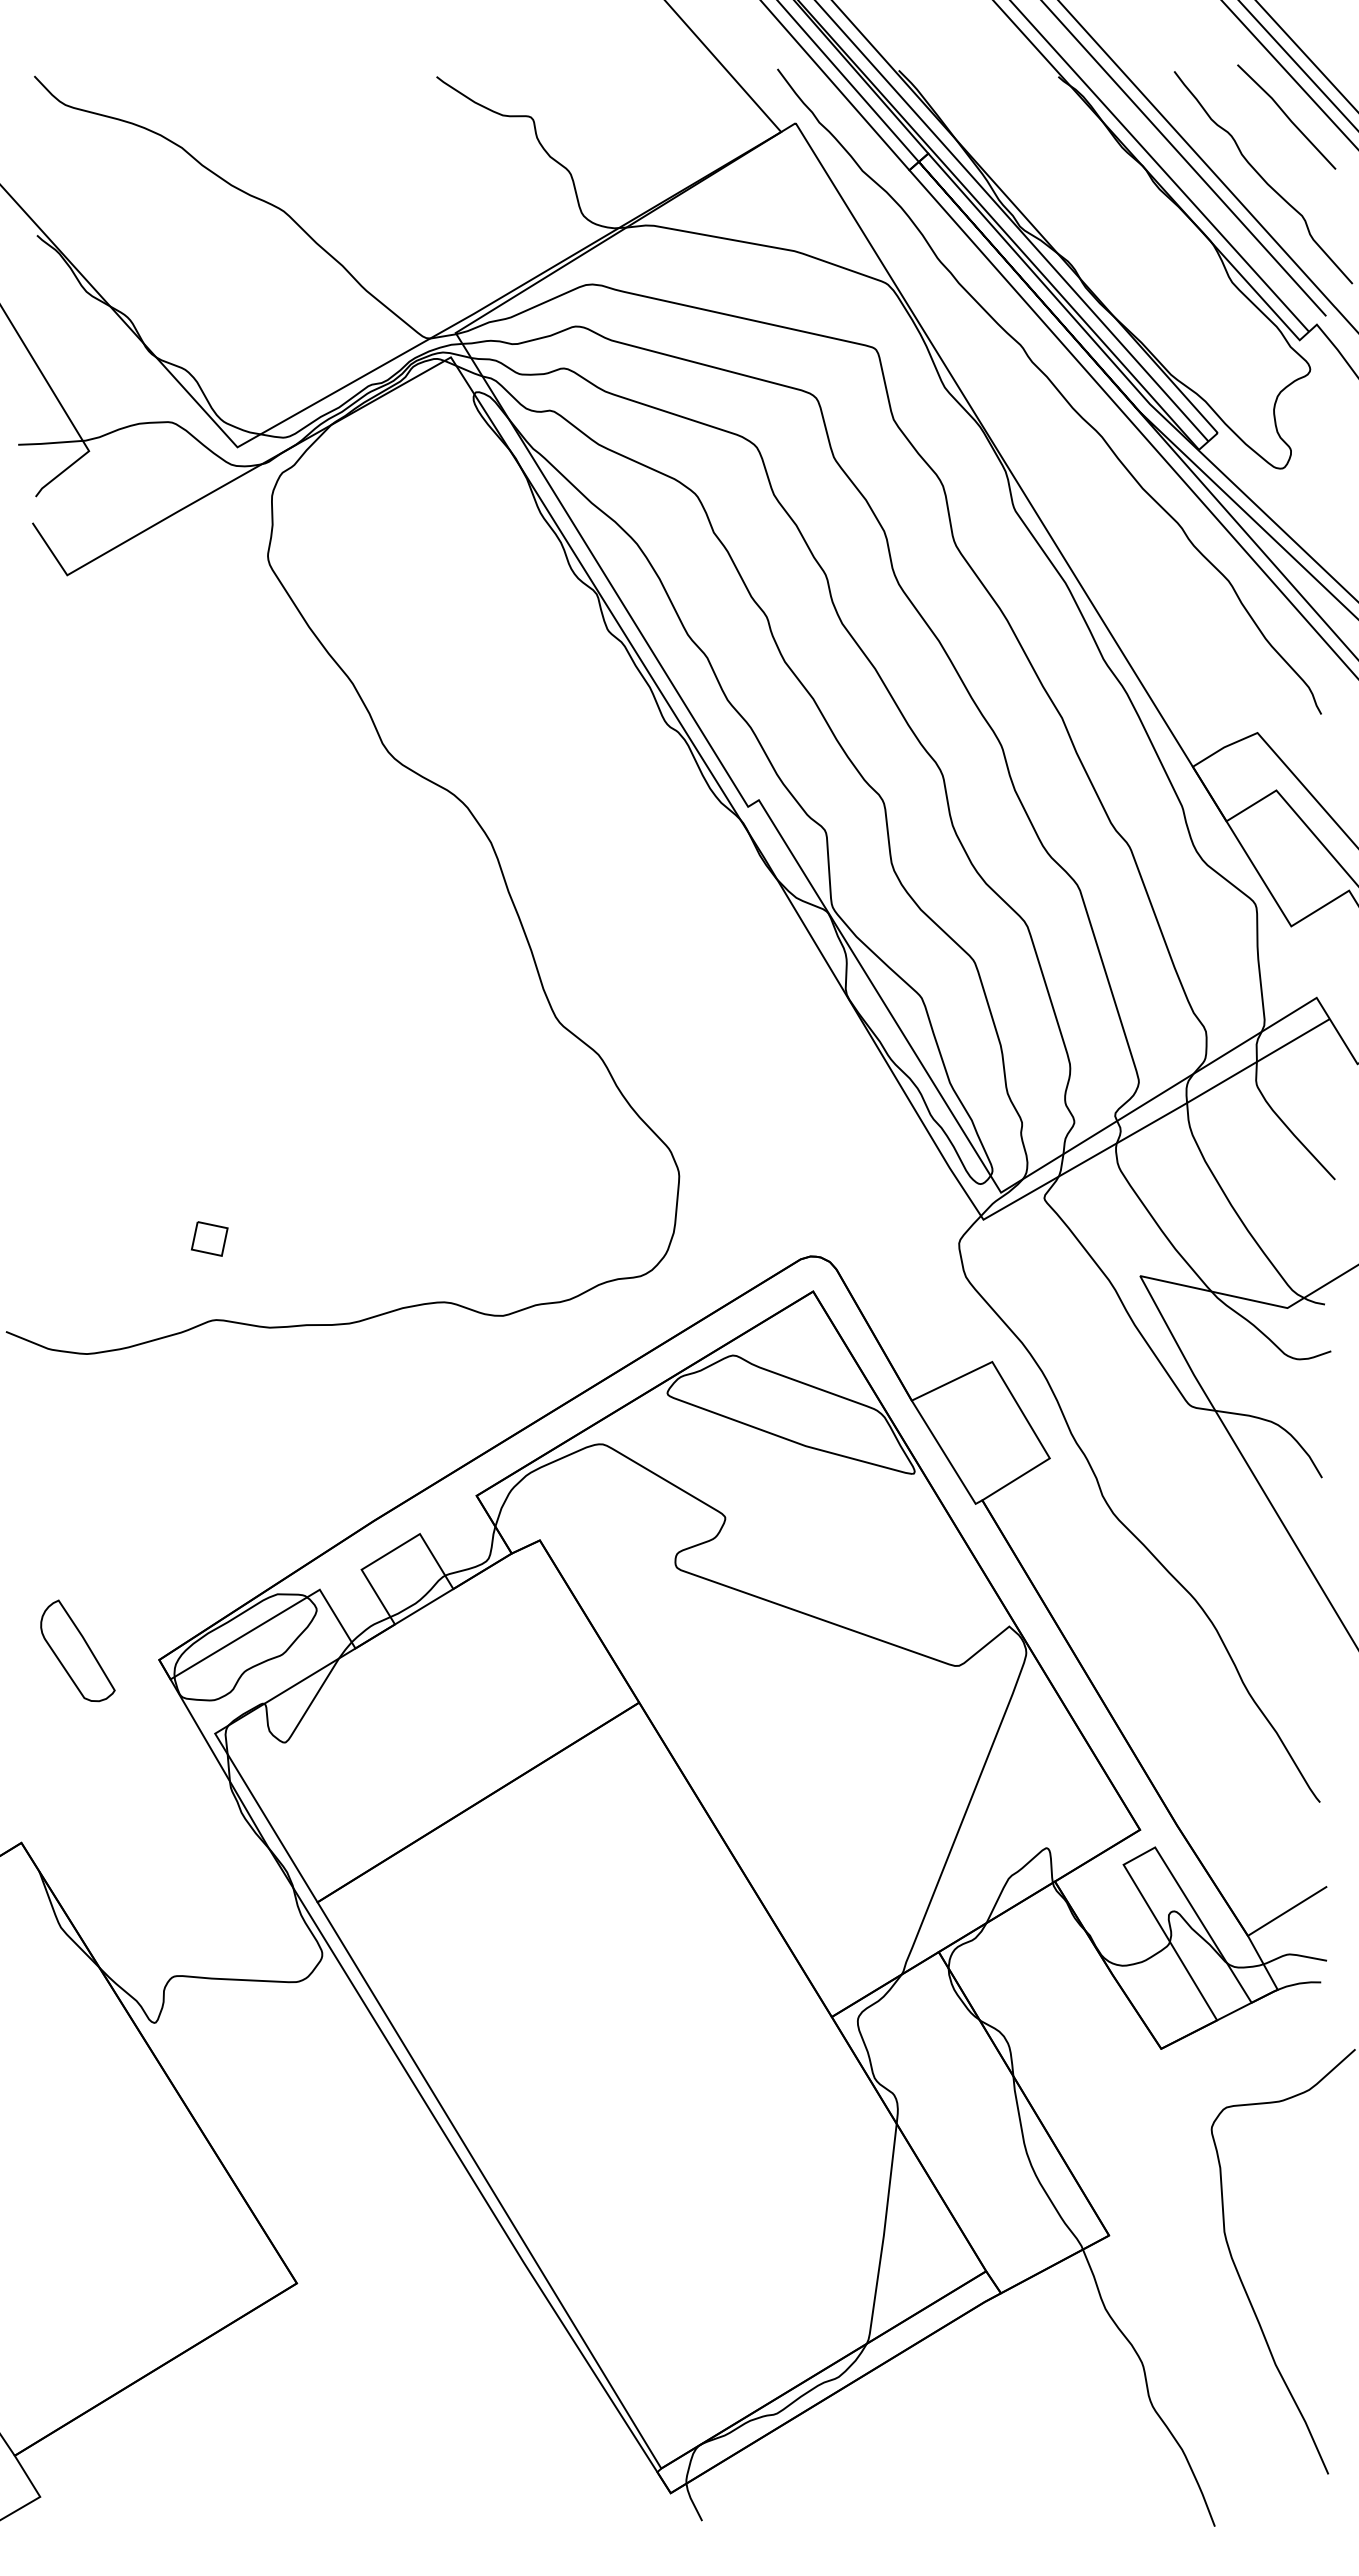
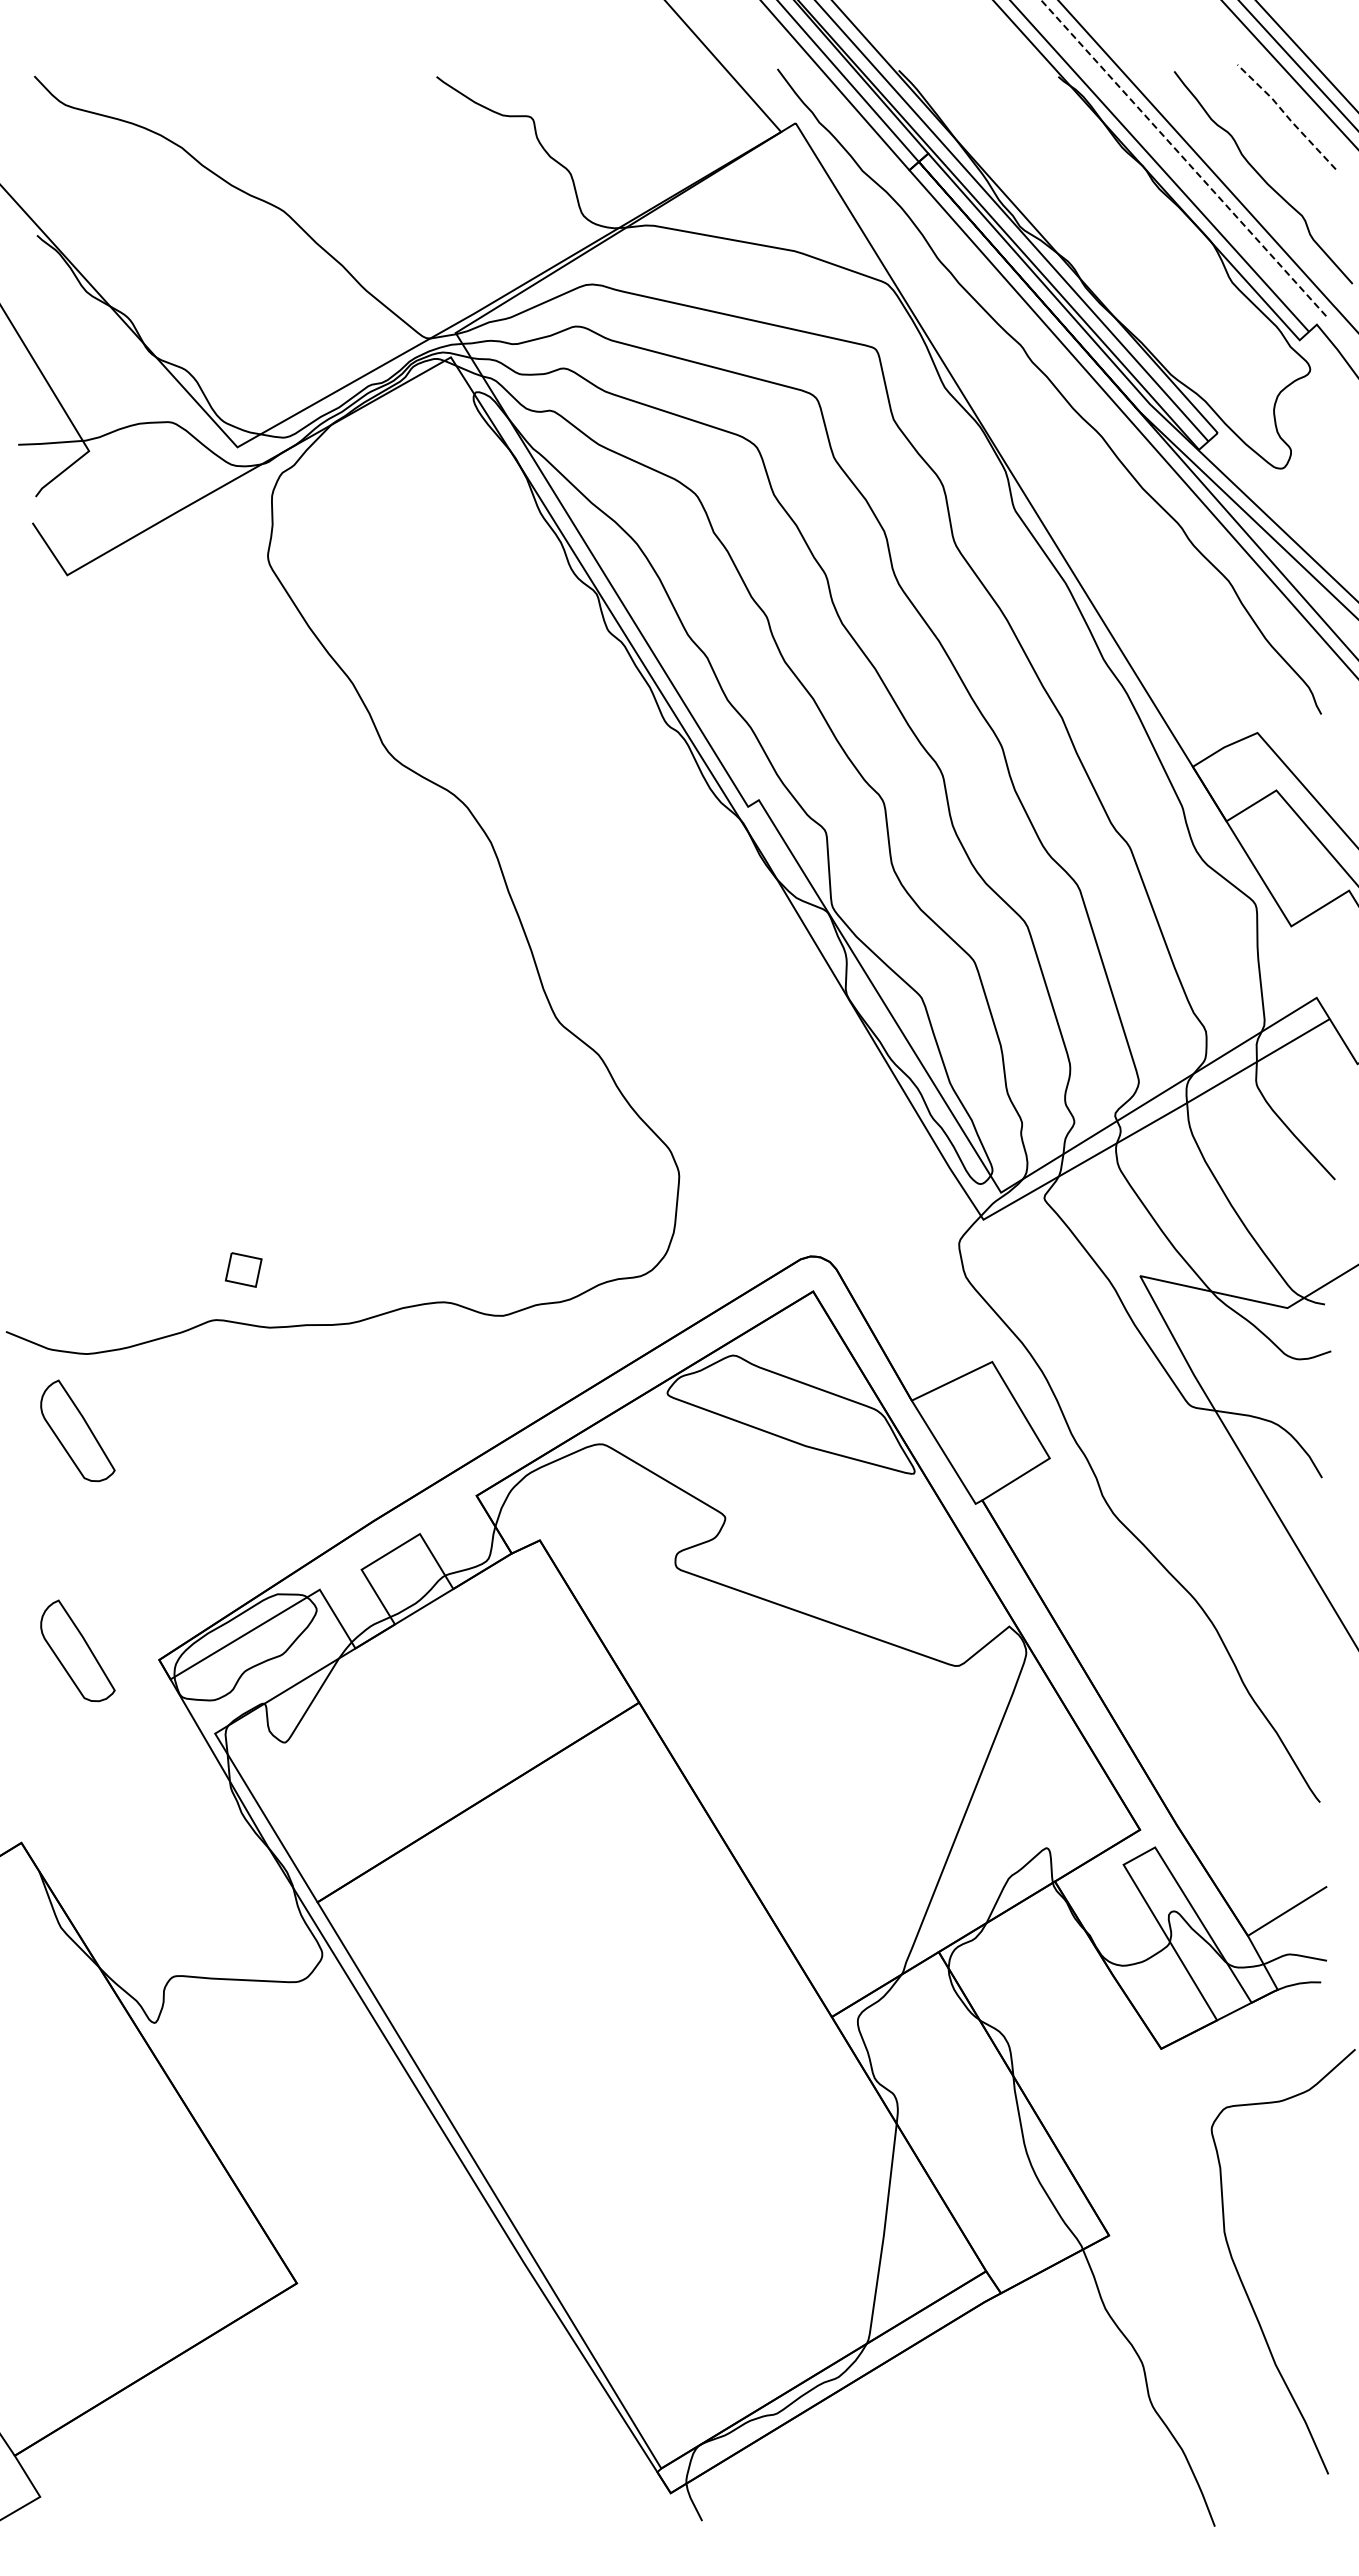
line: solid -> dashed (1287, 116)
line: solid -> dashed (1183, 158)
part position: (209, 1238) -> (243, 1269) (243, 1269)
part: none -> present (77, 1430)
